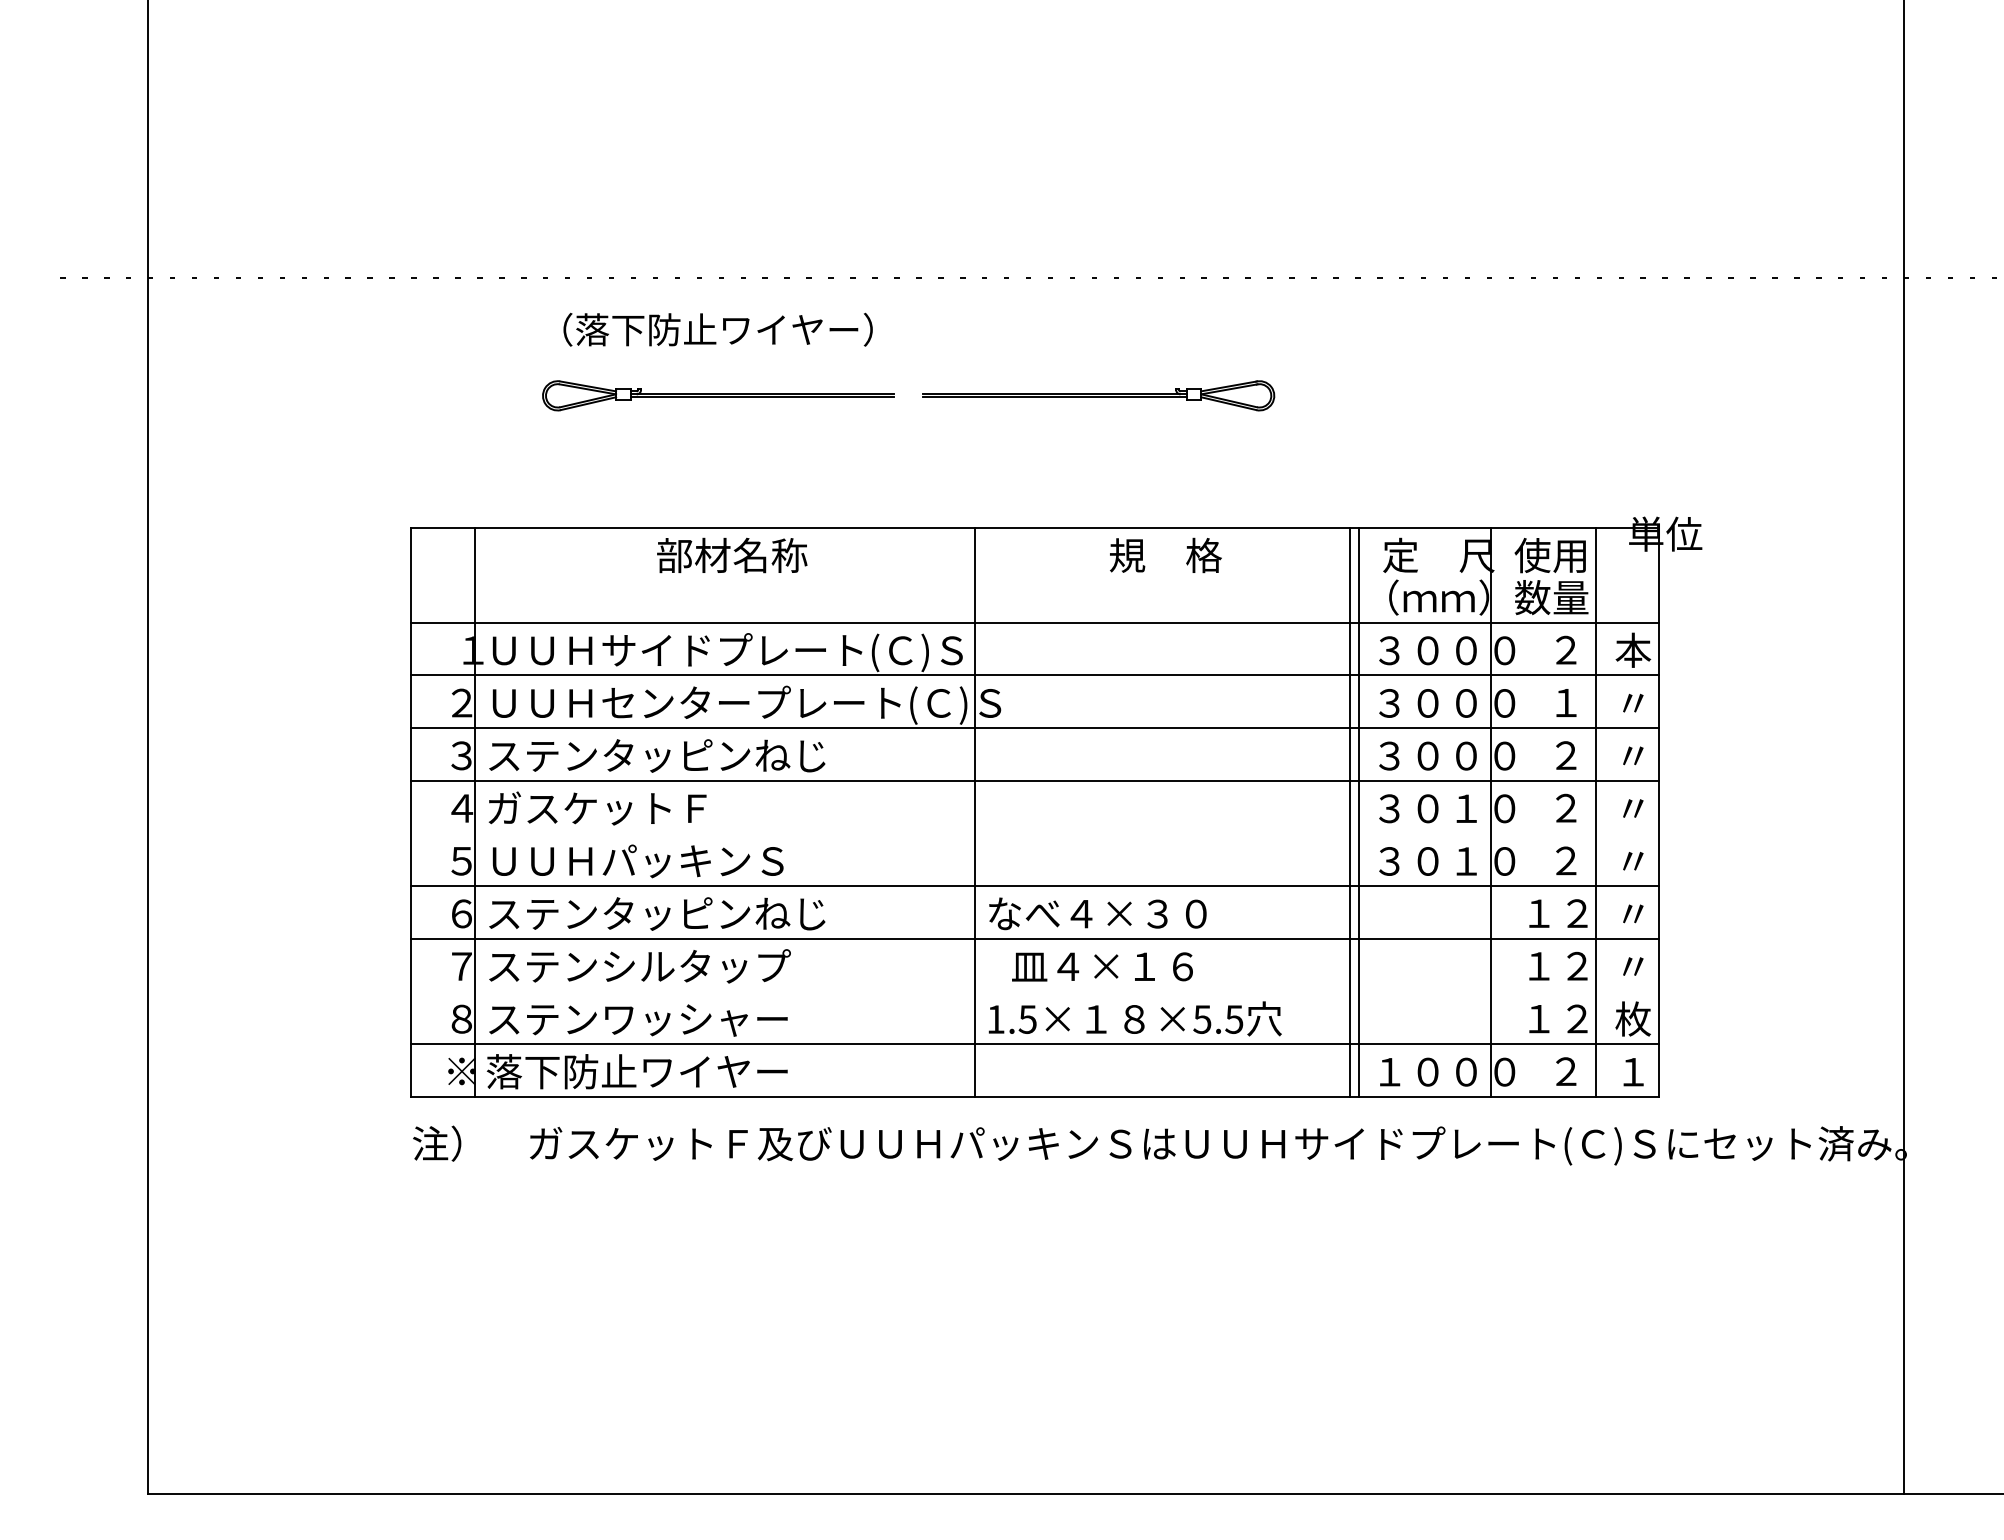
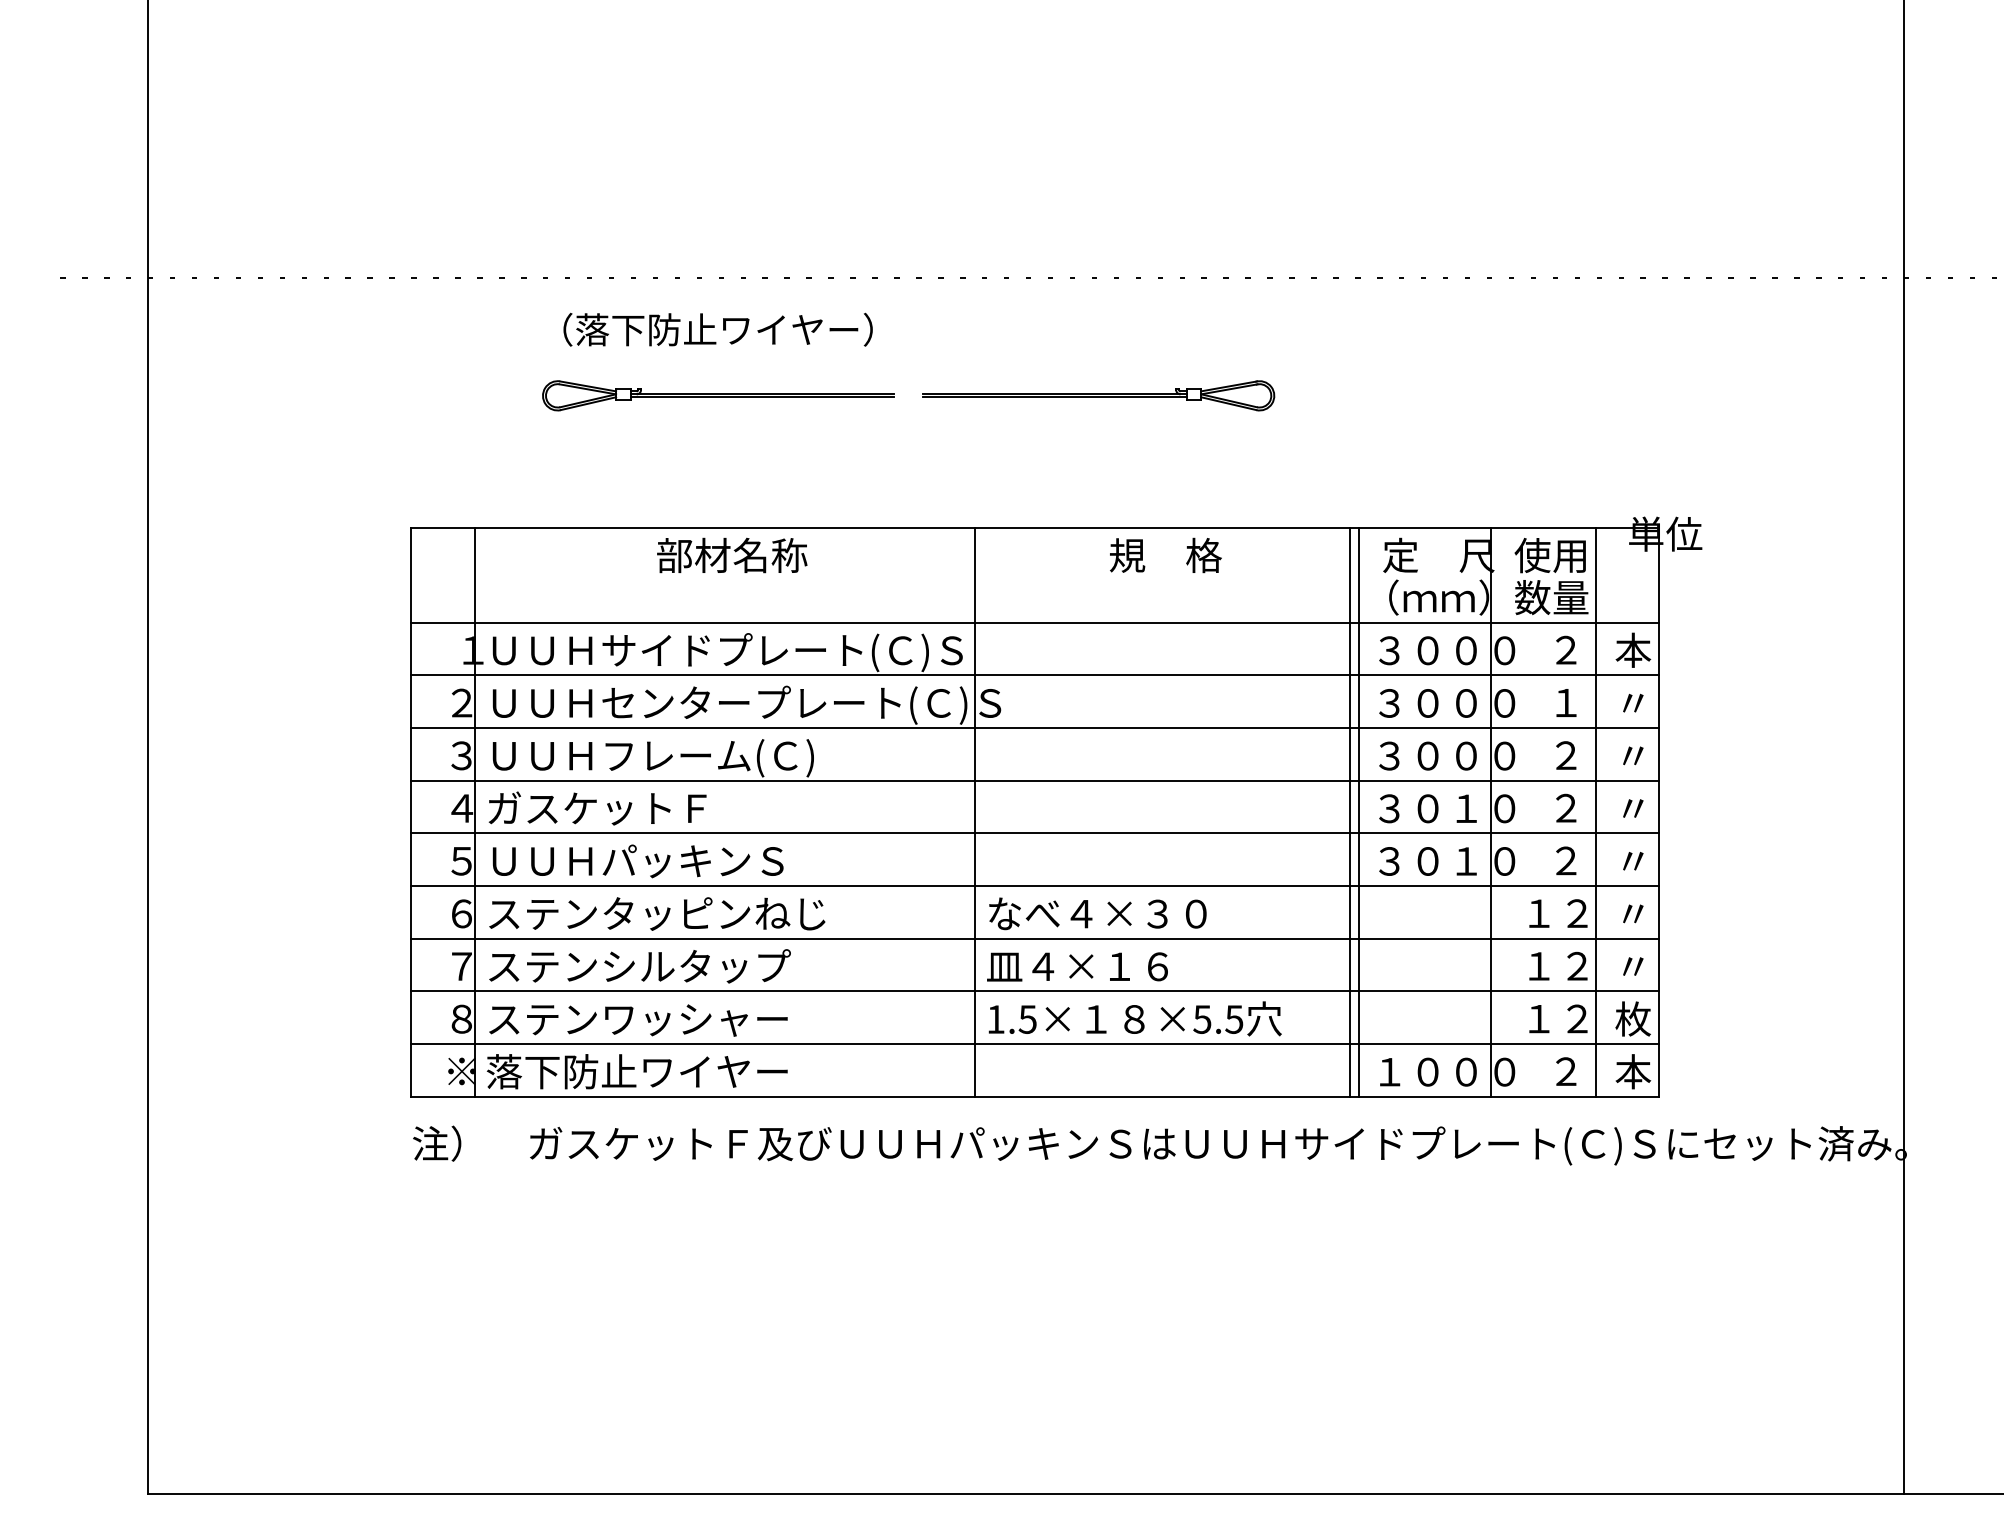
text: ステンタッピンねじ -> ＵＵＨフレーム(Ｃ) (657, 758)
line: none -> present (1035, 833)
text position: (1102, 966) -> (1077, 966) (1077, 966)
line: none -> present (1035, 991)
text: １ -> 本 (1633, 1071)
